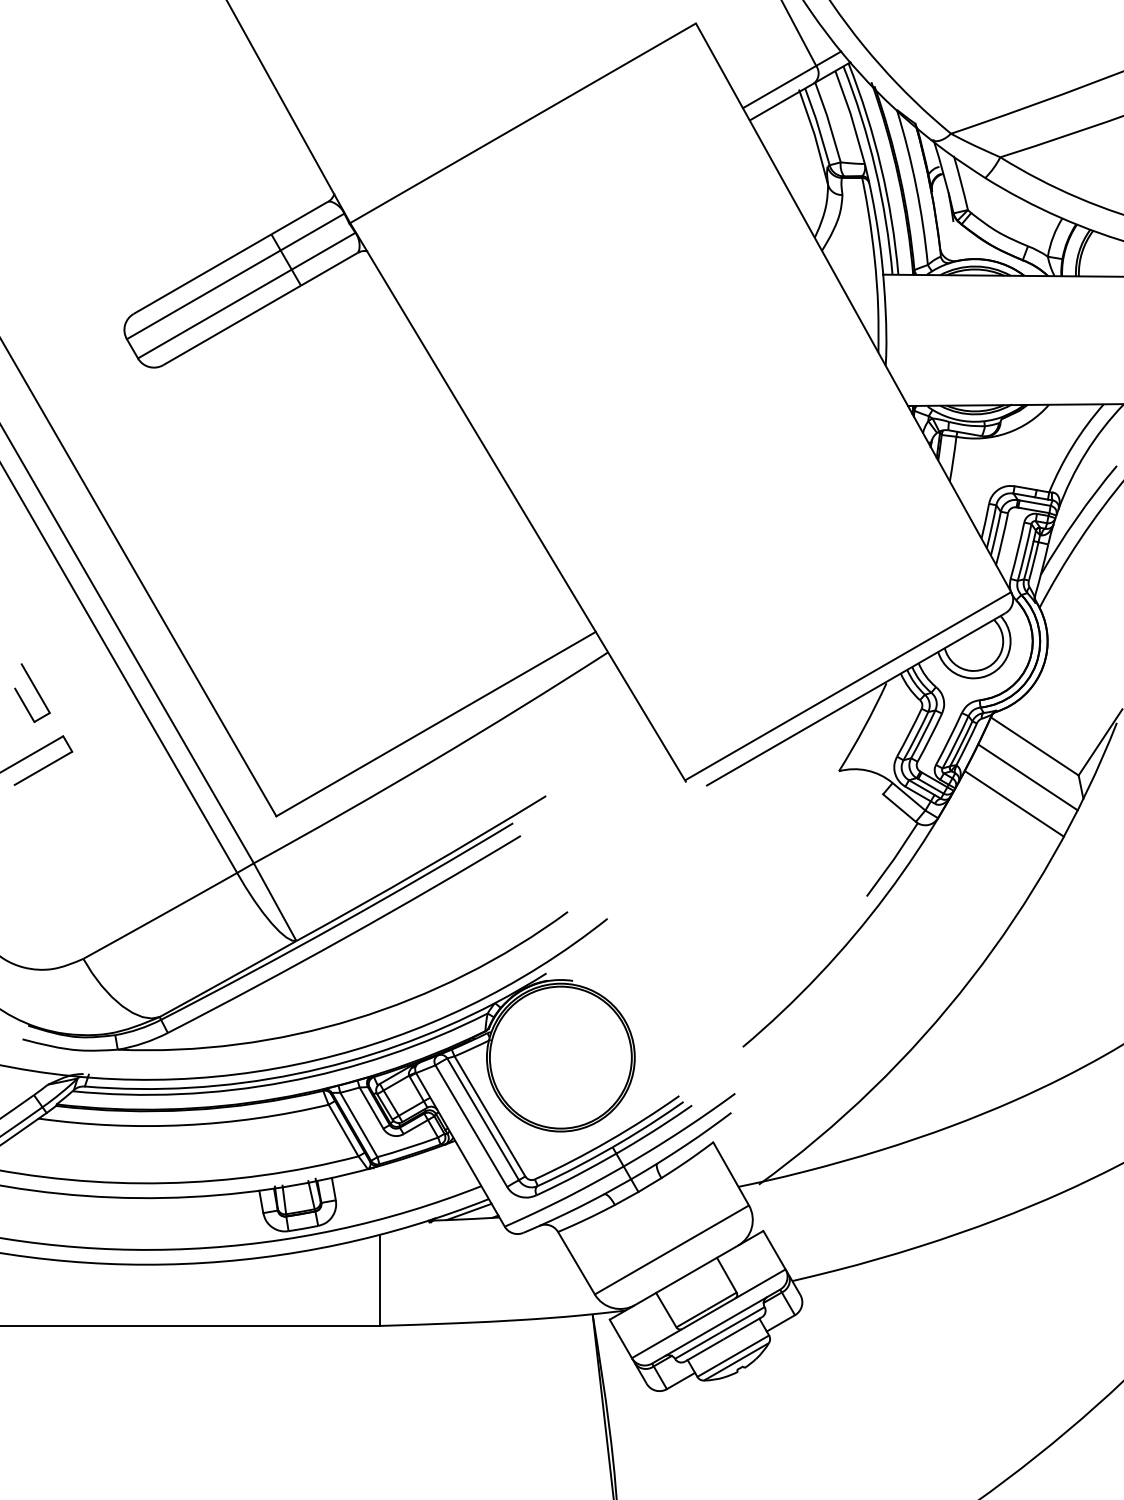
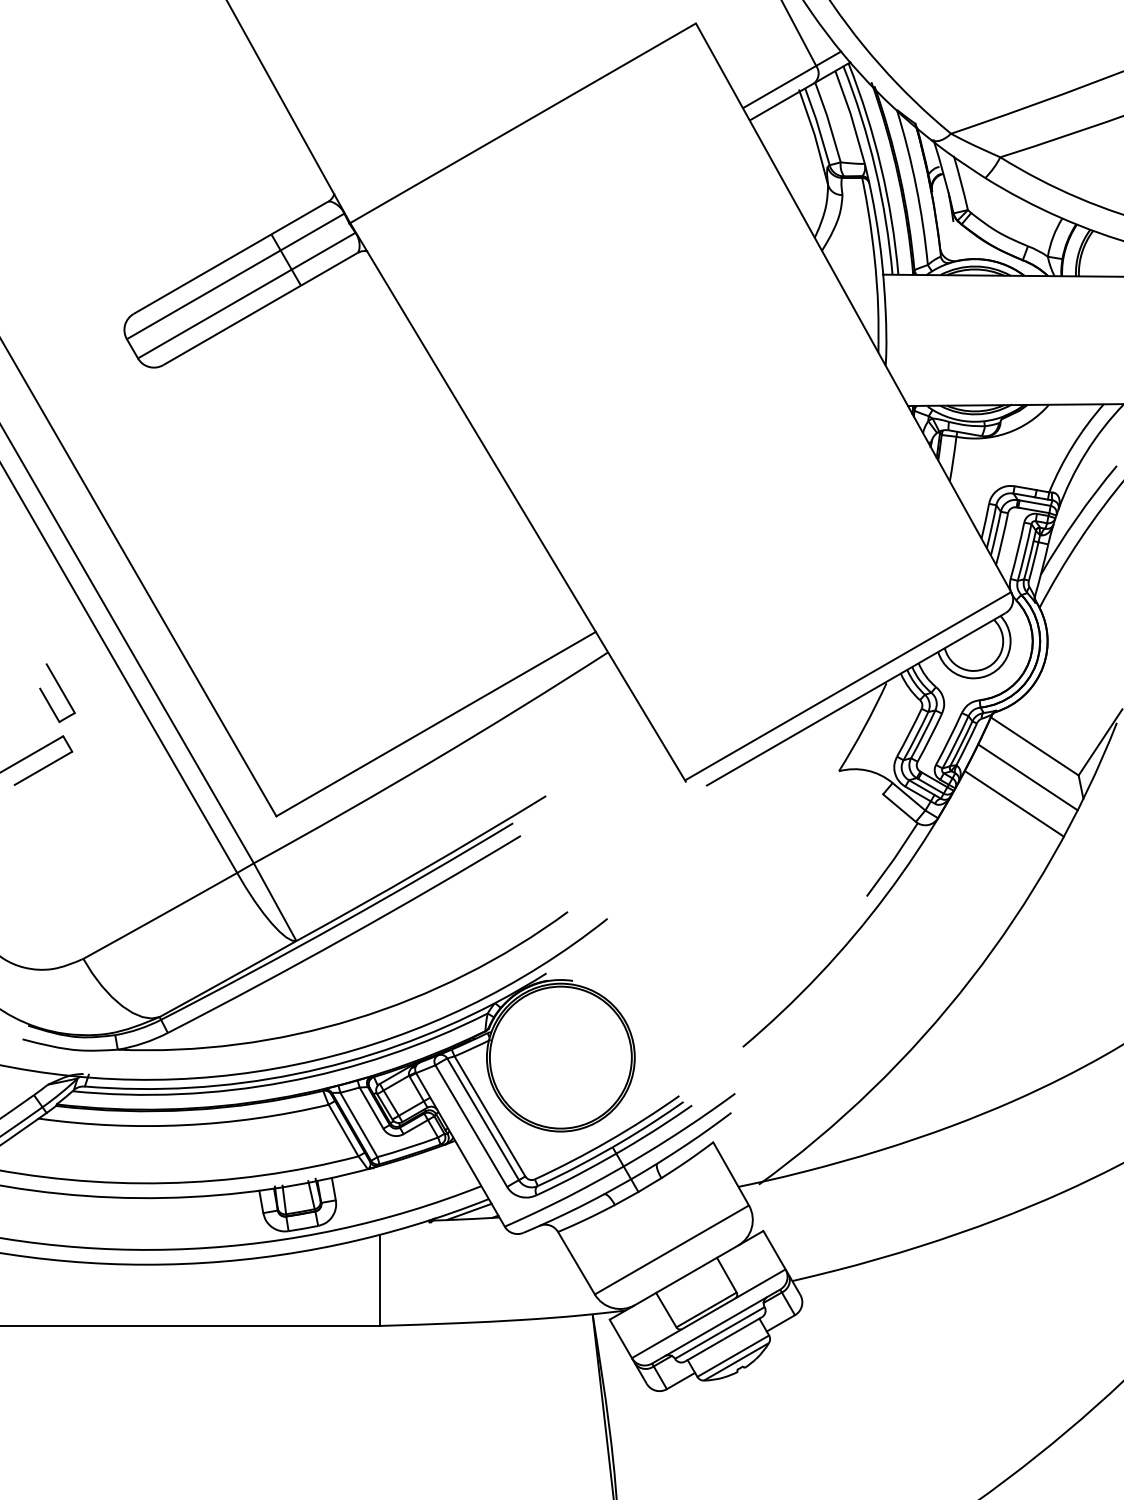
part position: (32, 692) -> (57, 692) (57, 692)
